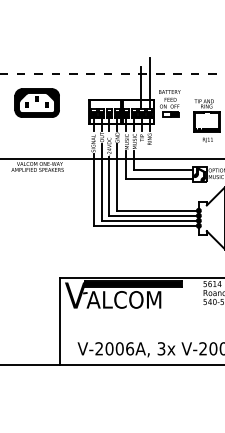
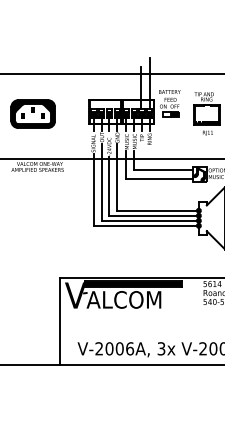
line: dashed -> solid (112, 73)
part position: (36, 102) -> (32, 113) (32, 113)
part position: (206, 120) -> (206, 113) (206, 113)
